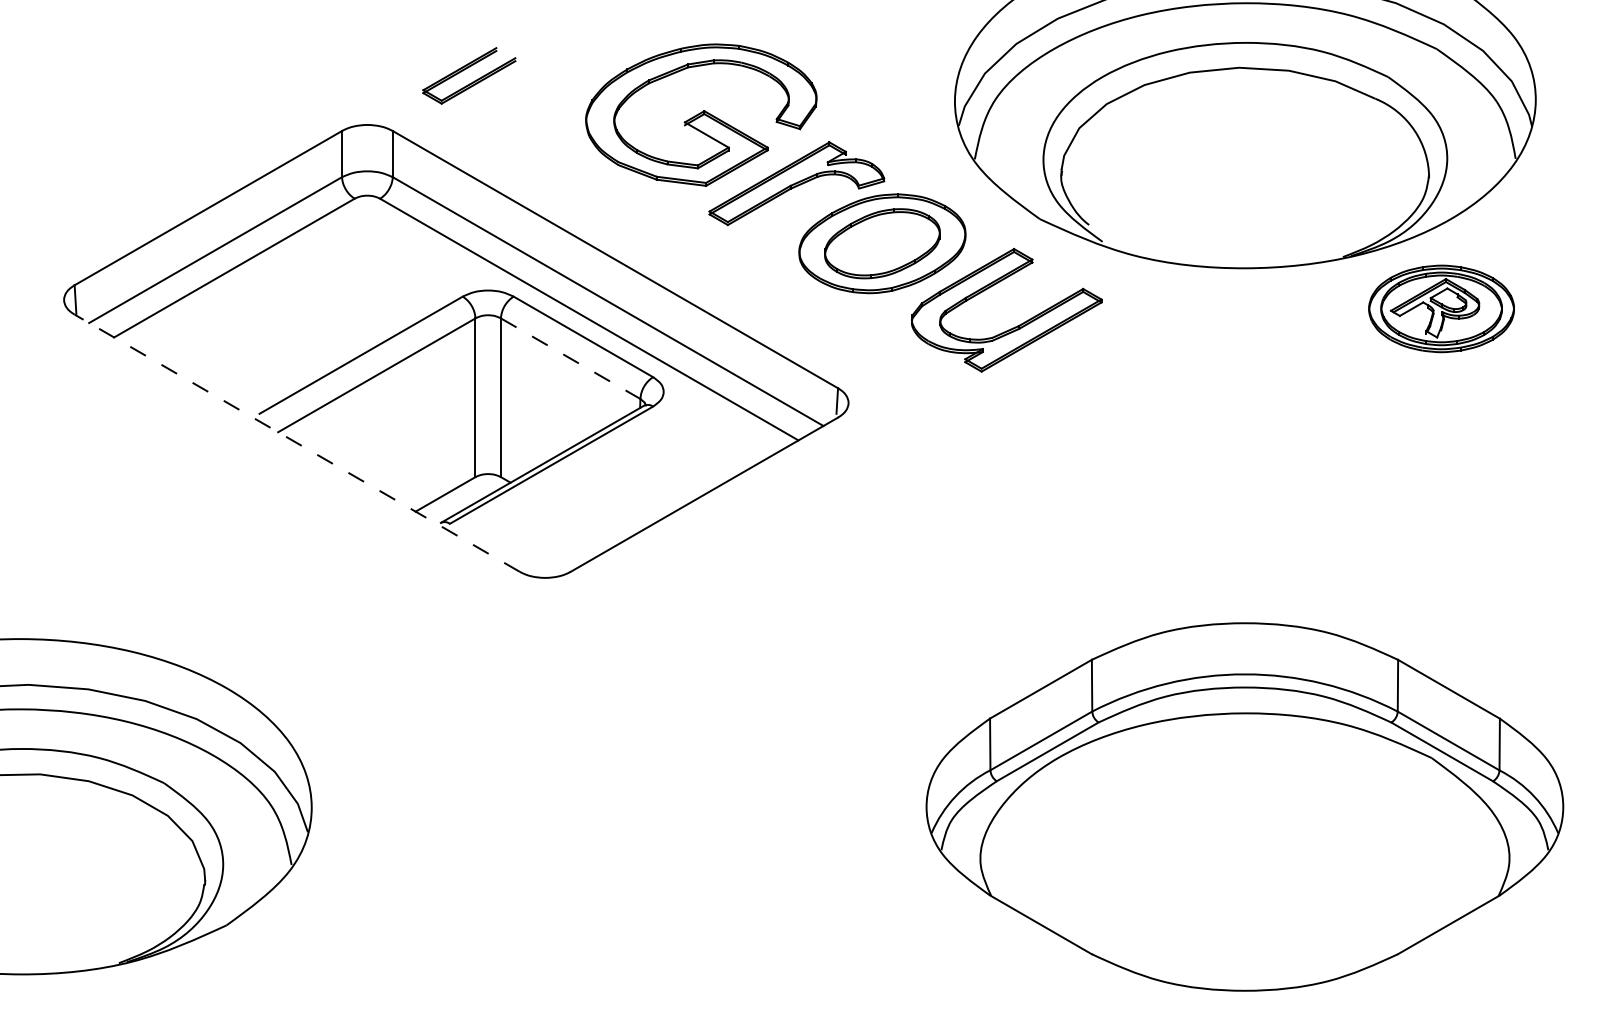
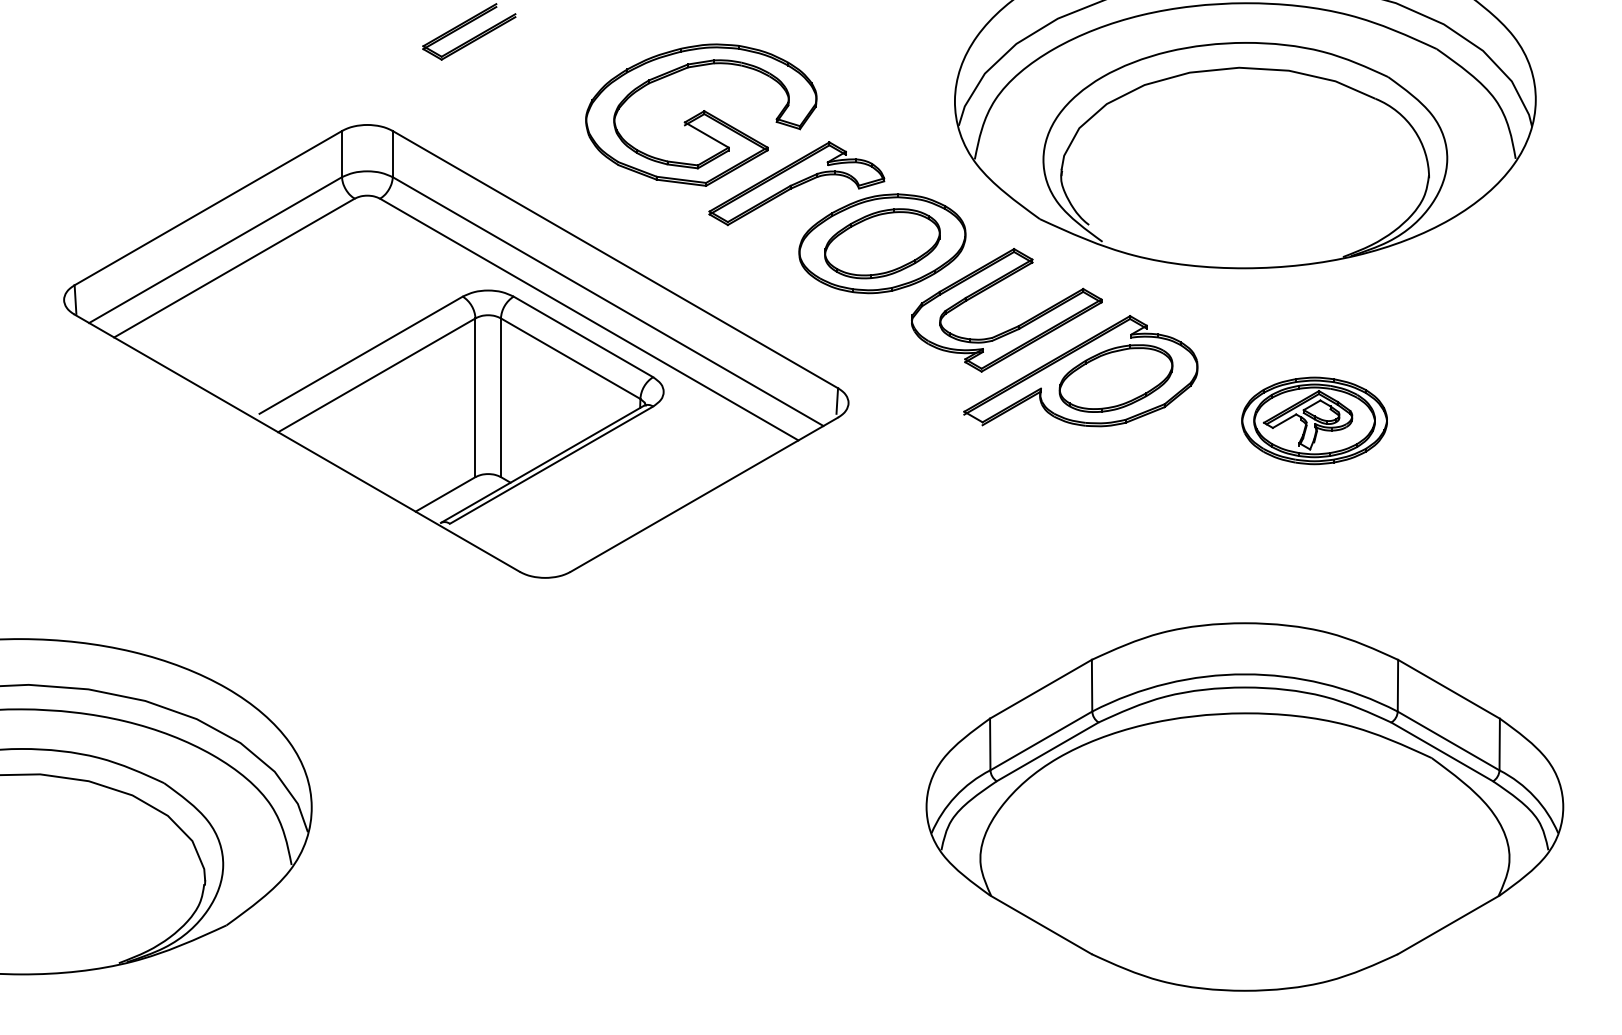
part position: (466, 69) -> (466, 25) (466, 25)
part position: (1441, 308) -> (1314, 420) (1314, 420)
line: dashed -> solid (570, 358)
part: none -> present (1080, 371)
line: dashed -> solid (296, 442)
